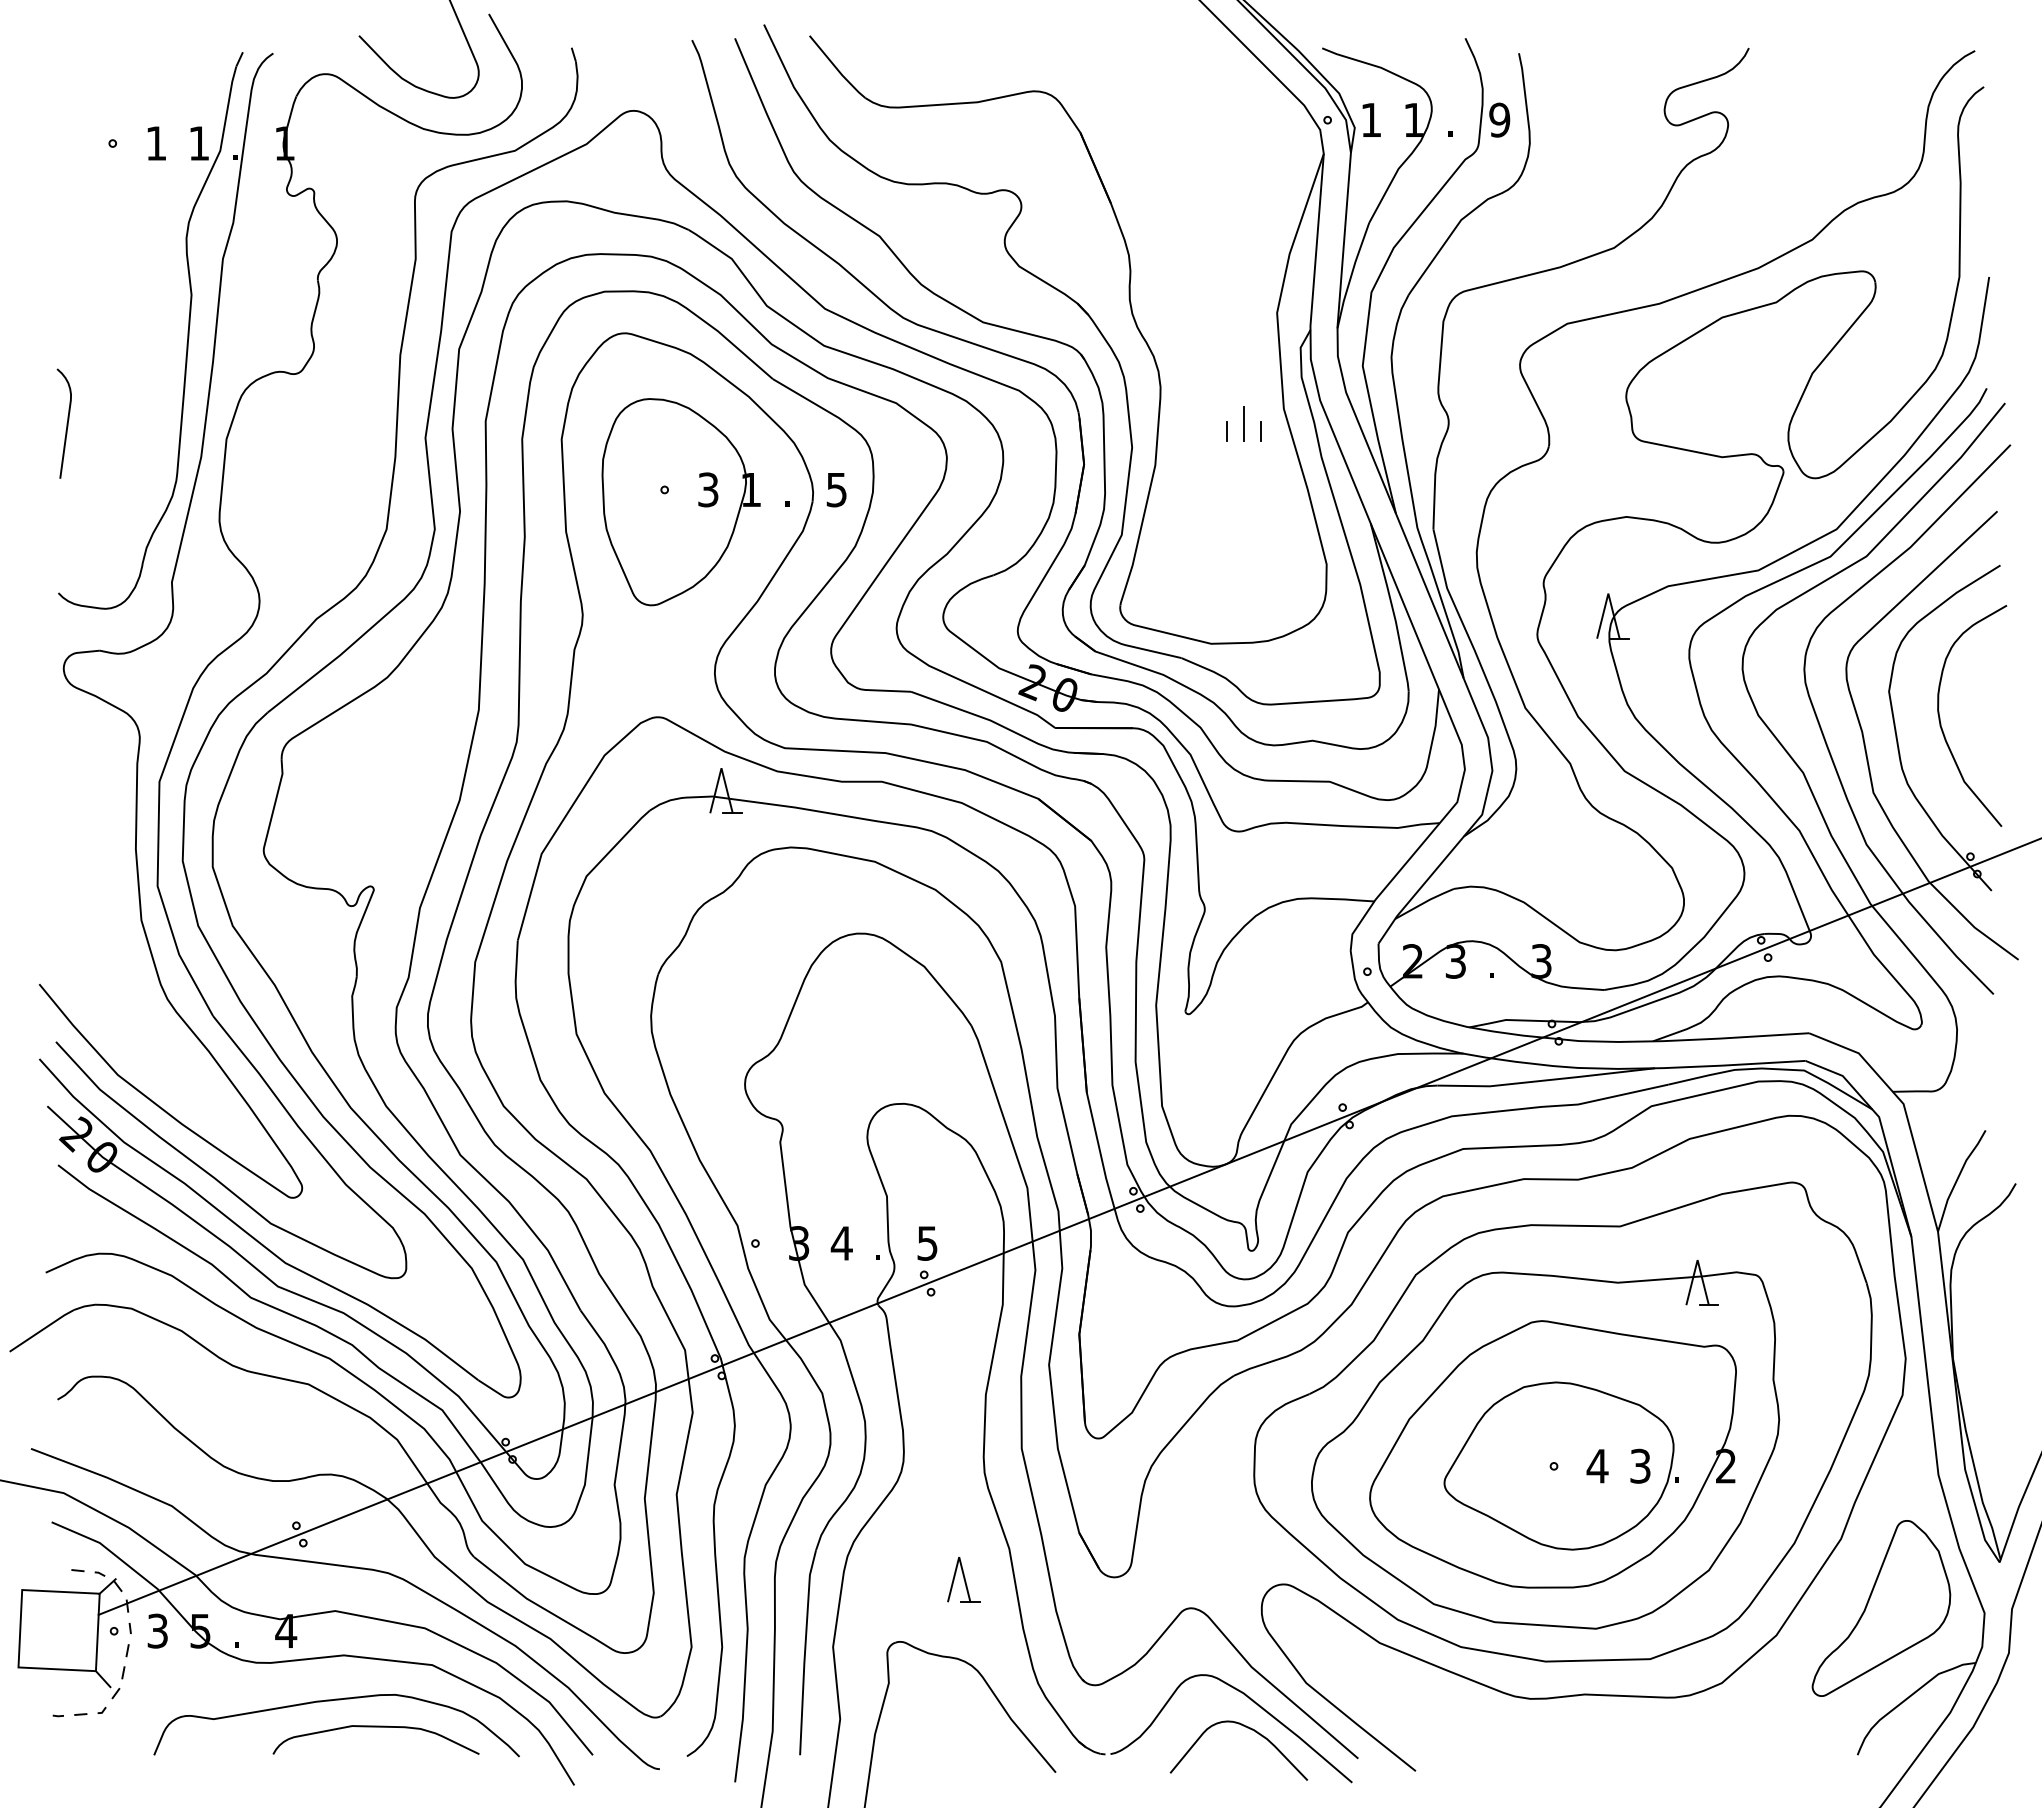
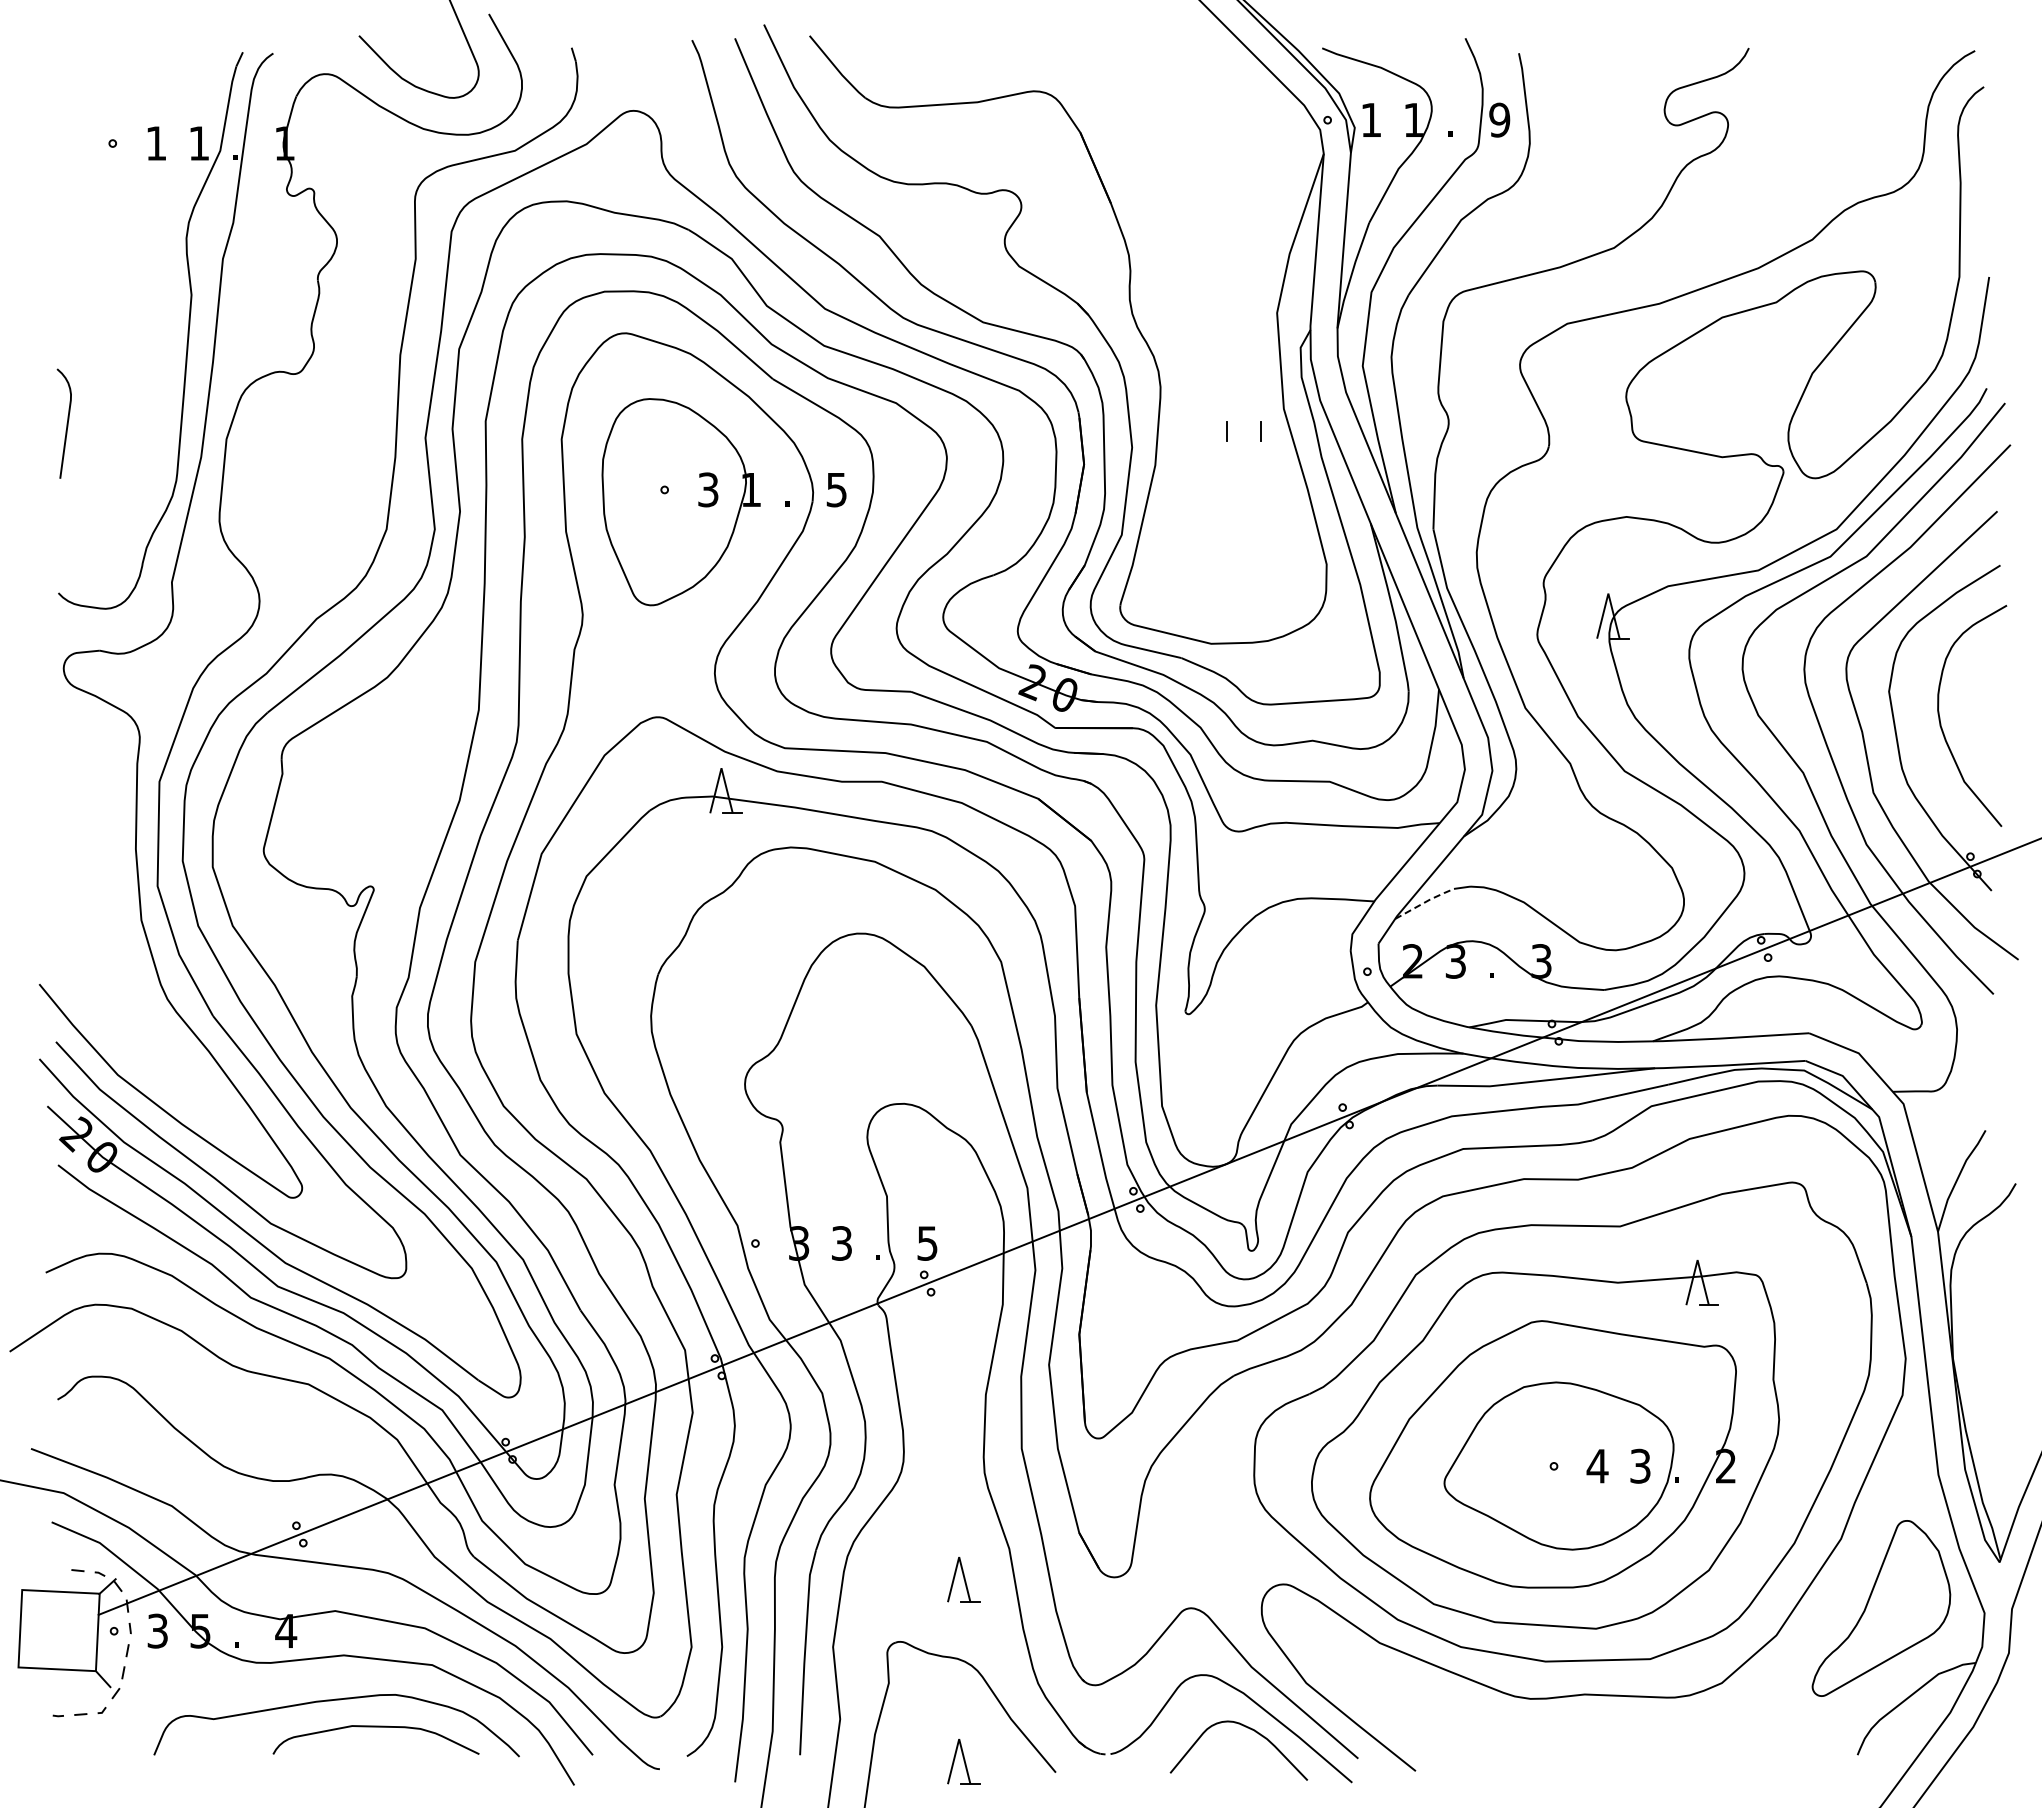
line: present -> none (1243, 423)
line: solid -> dashed (1425, 901)
text: 4 -> 3 (841, 1243)
part: none -> present (963, 1761)
